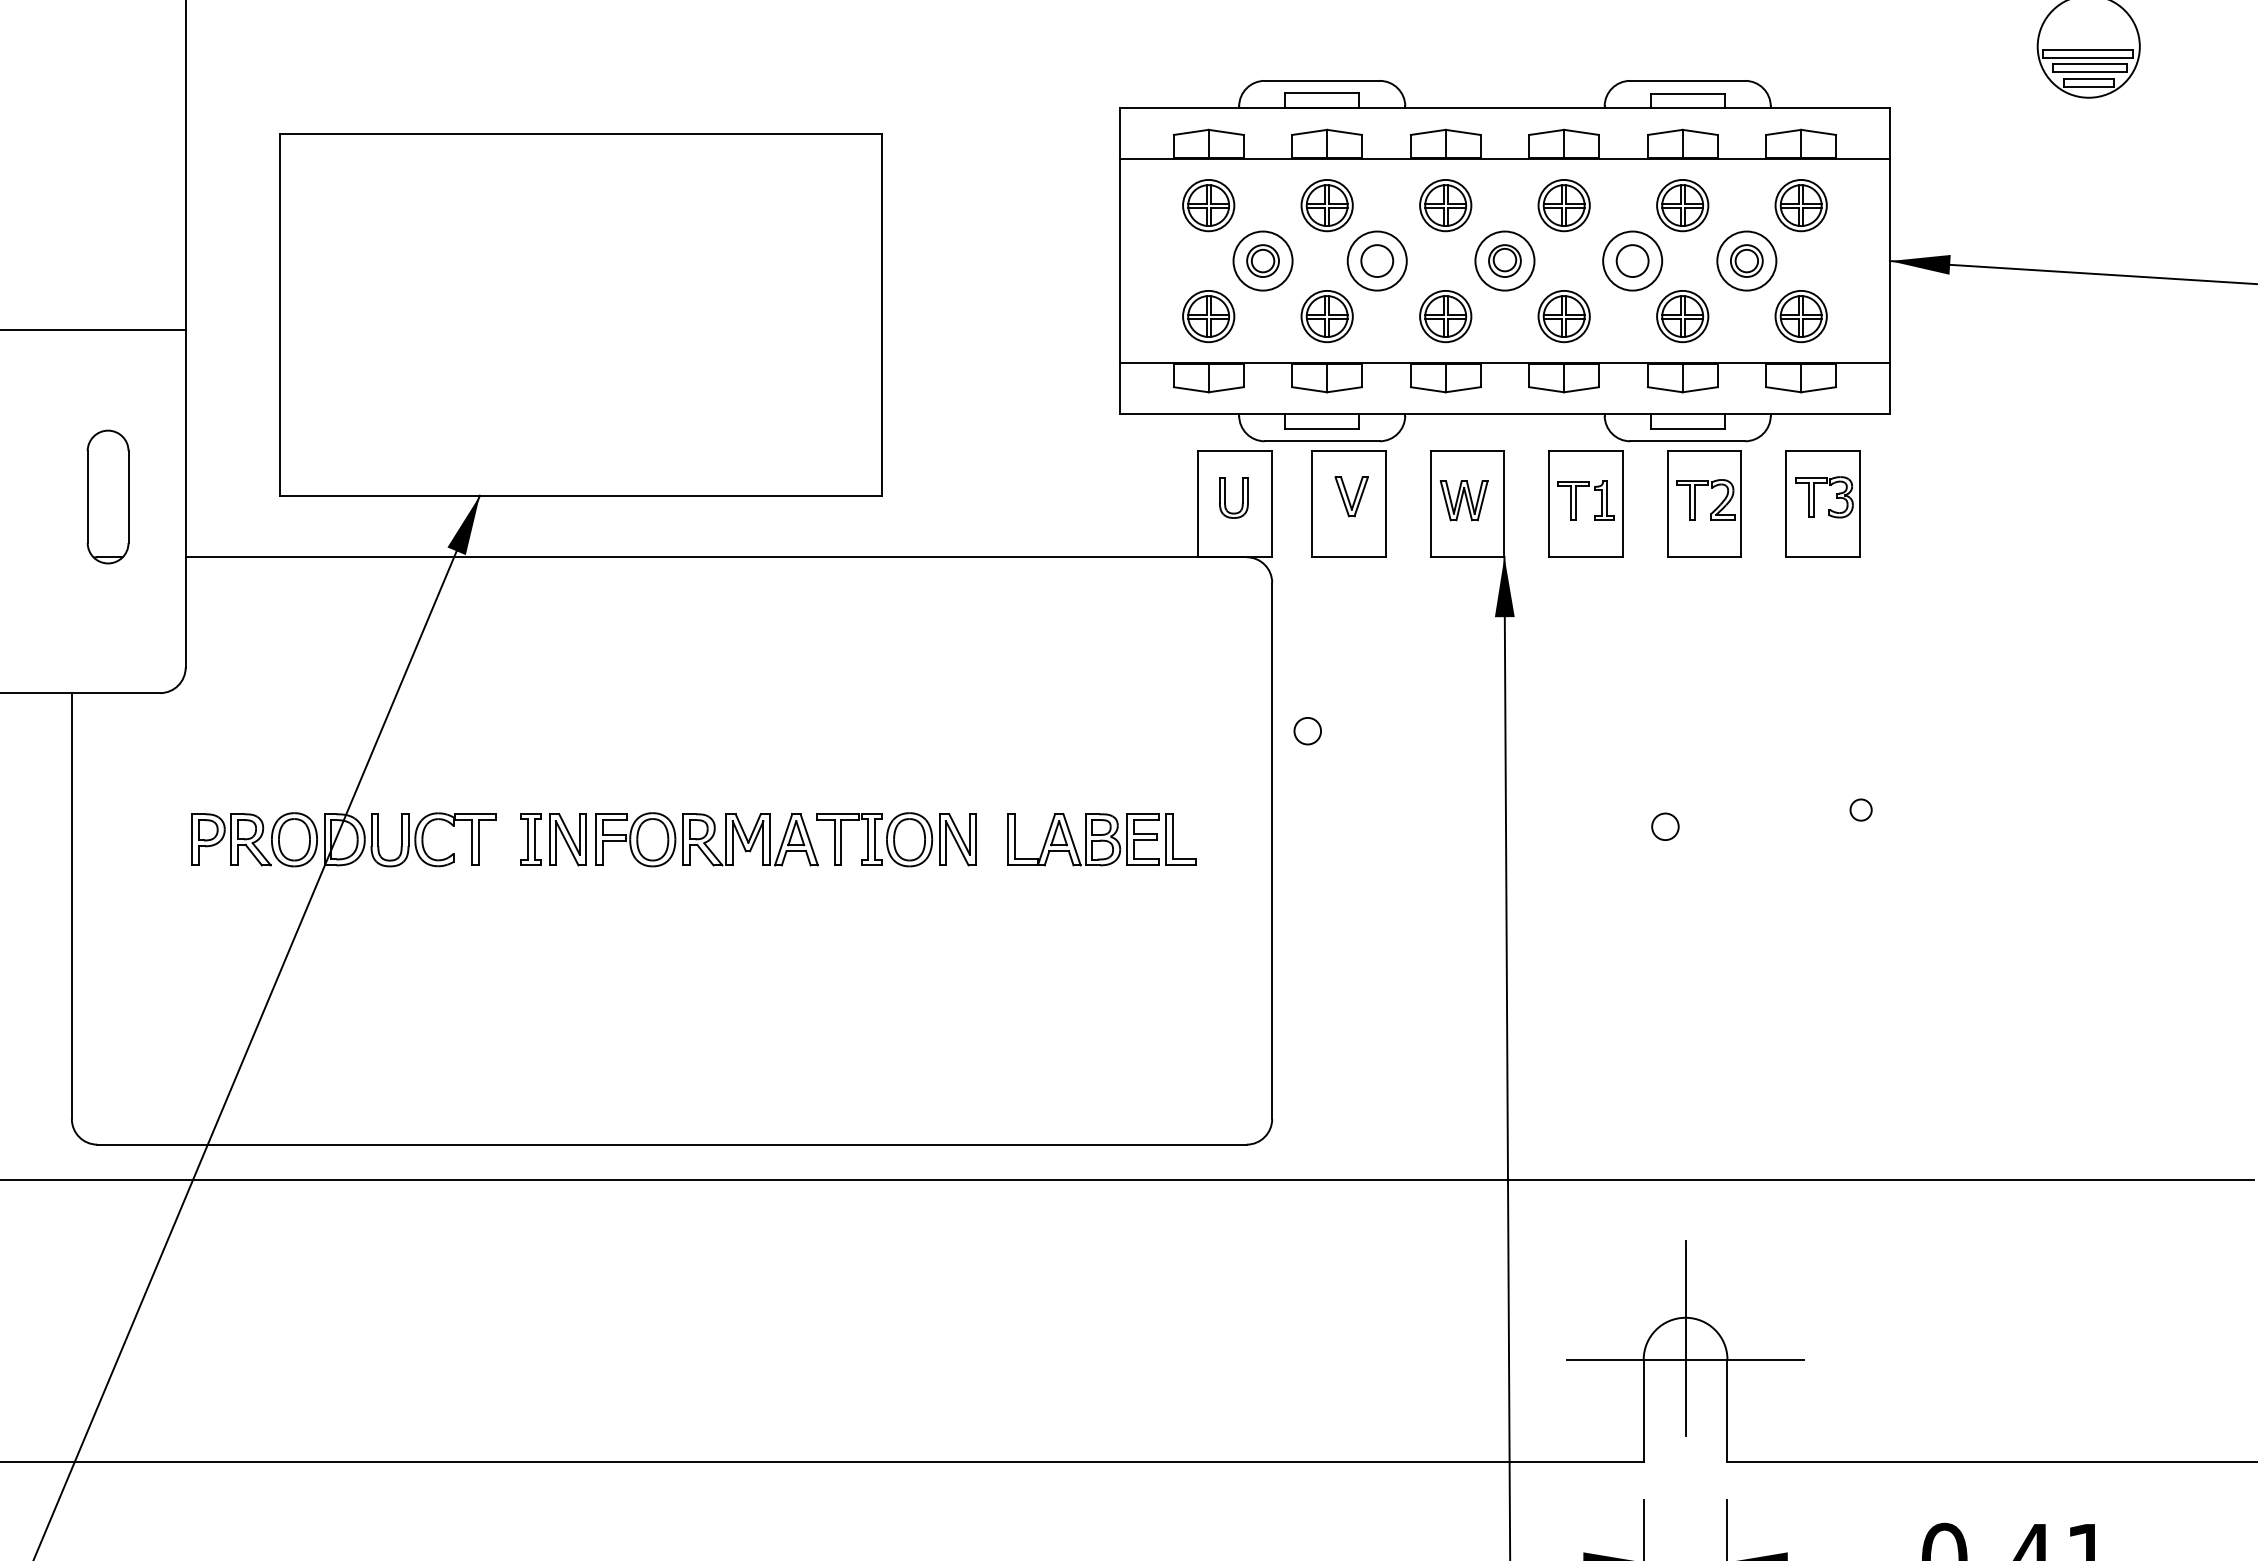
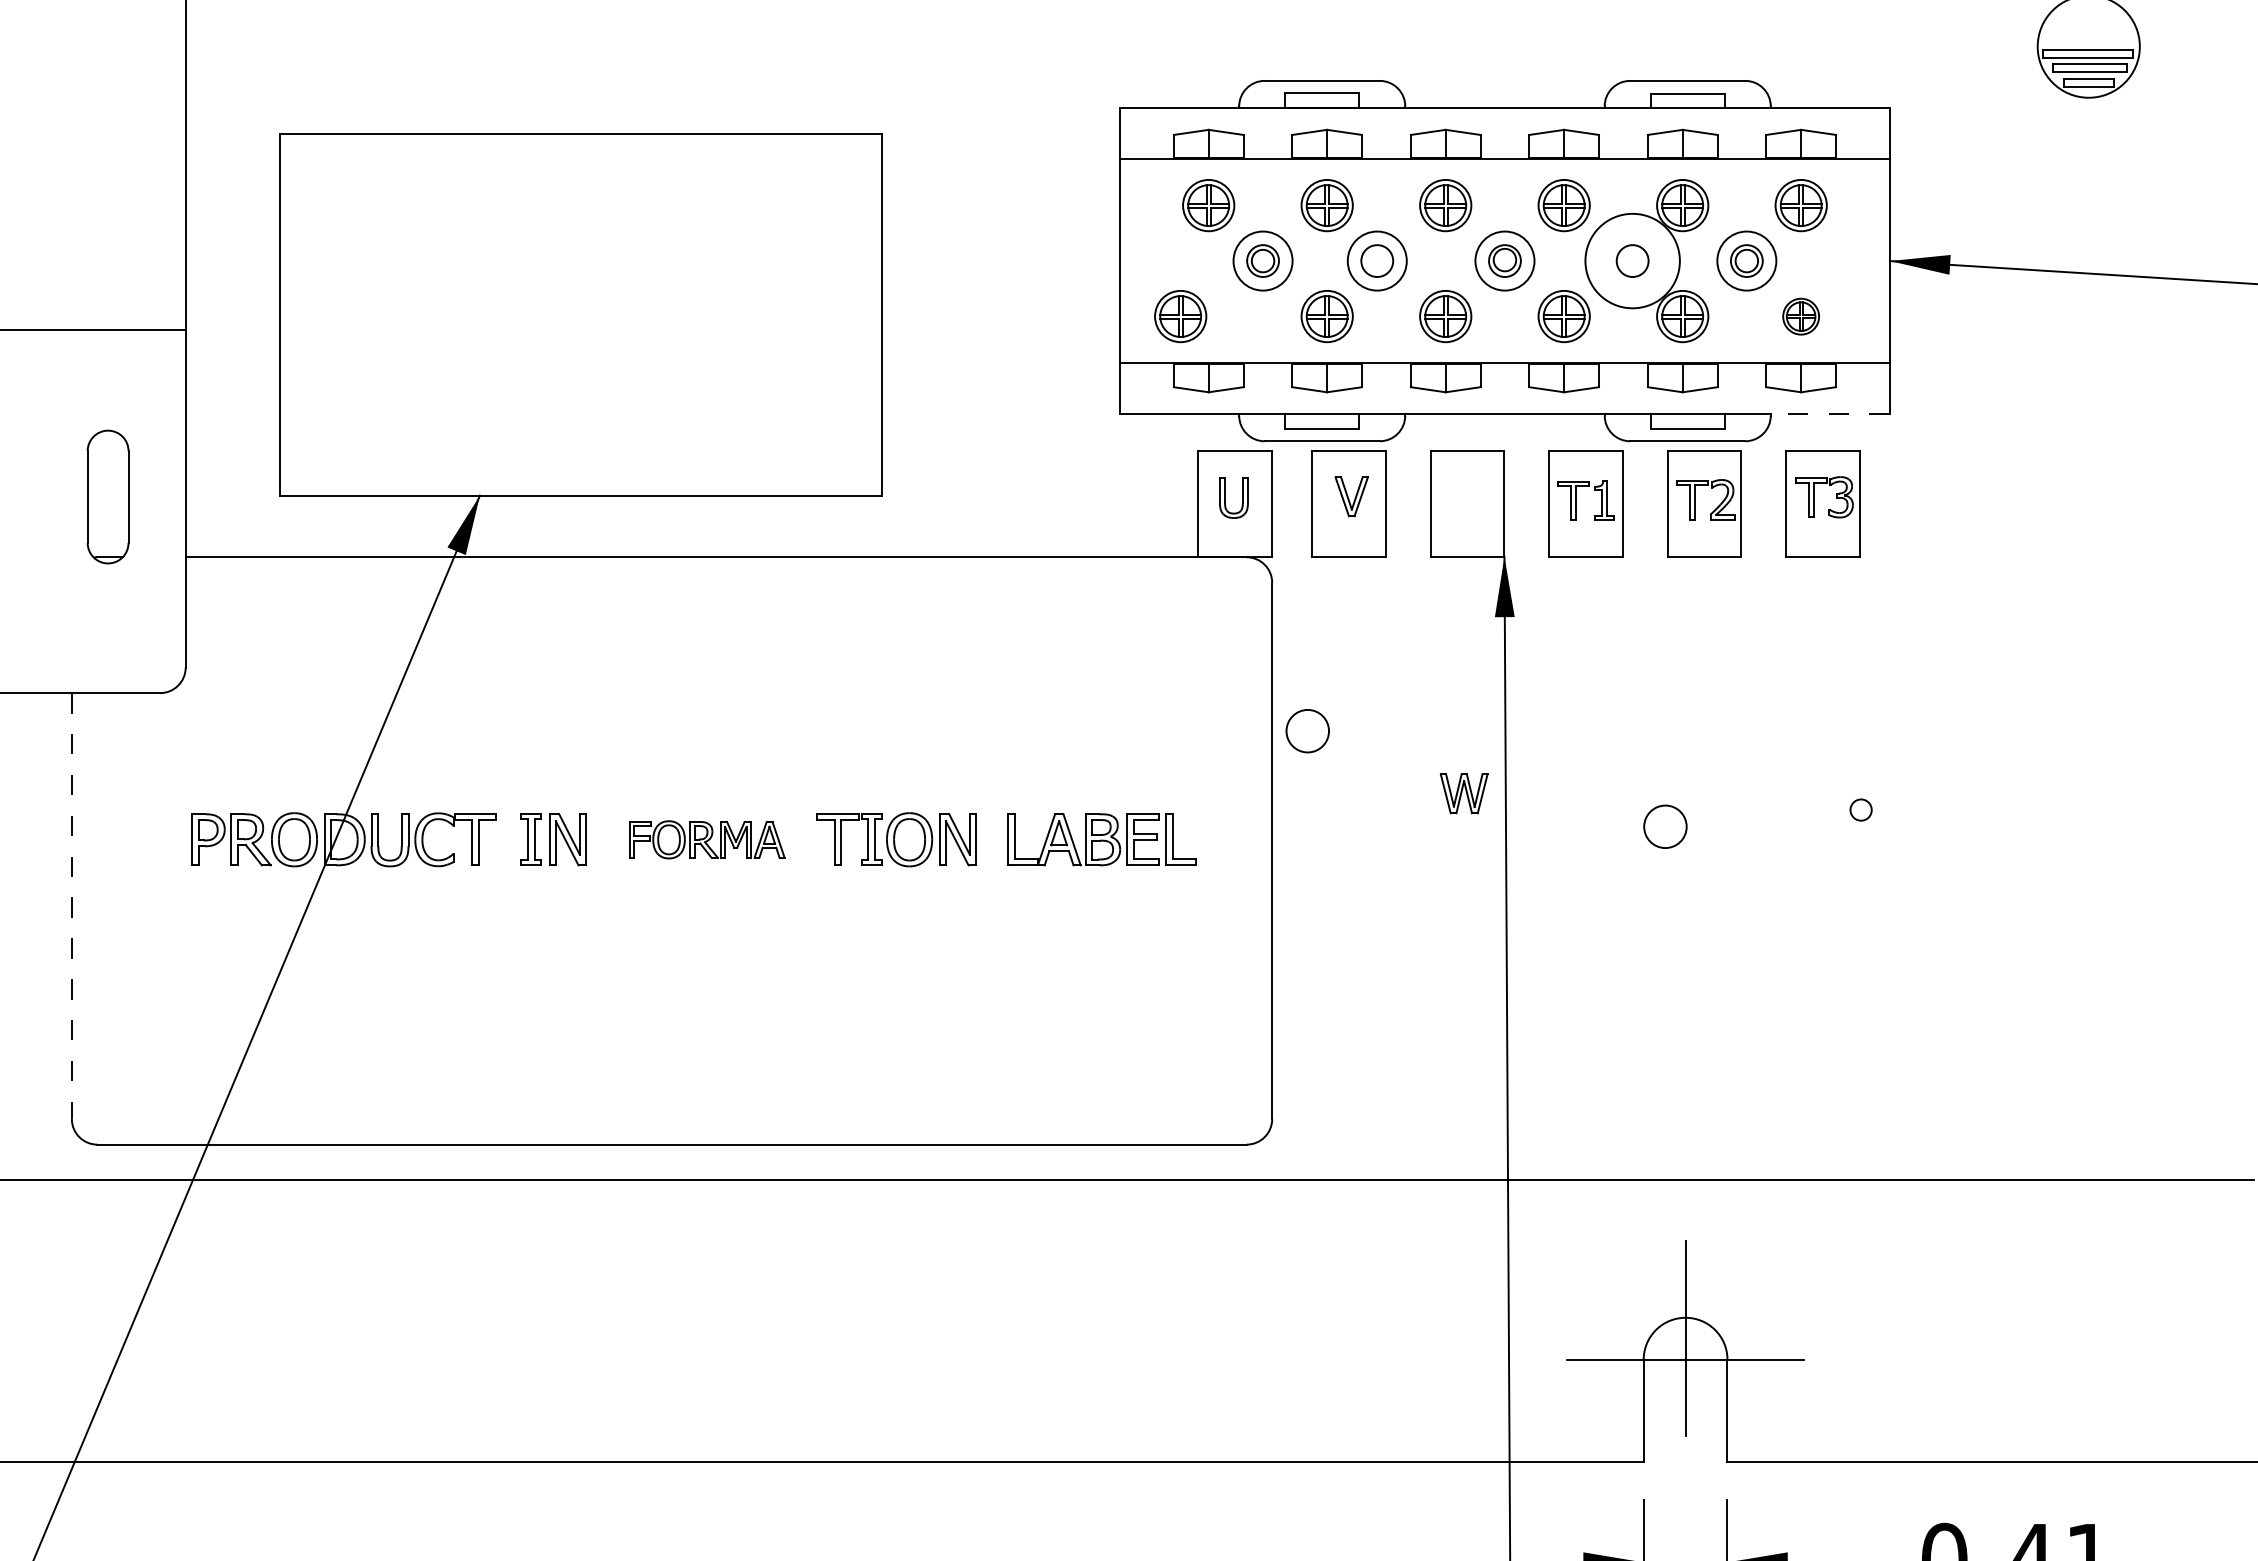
circle diameter: 59 px -> 94 px (1632, 260)
part position: (1208, 316) -> (1180, 316) (1180, 316)
part size: 54x54 px -> 38x39 px (1800, 316)
line: solid -> dashed (1830, 414)
part position: (1463, 500) -> (1463, 793) (1463, 793)
circle diameter: 27 px -> 42 px (1307, 730)
circle diameter: 27 px -> 42 px (1665, 826)
part size: 224x56 px -> 157x40 px (707, 839)
line: solid -> dashed (71, 906)
